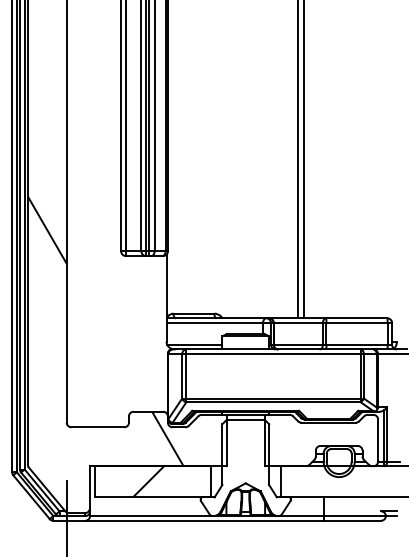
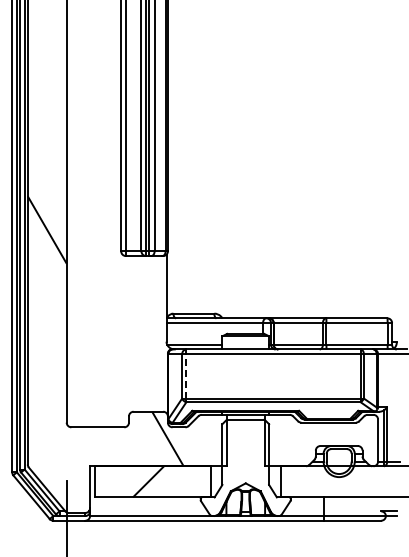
line: present -> none (297, 160)
line: present -> none (303, 160)
line: solid -> dashed (186, 375)
